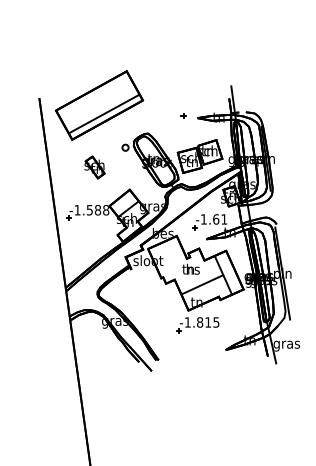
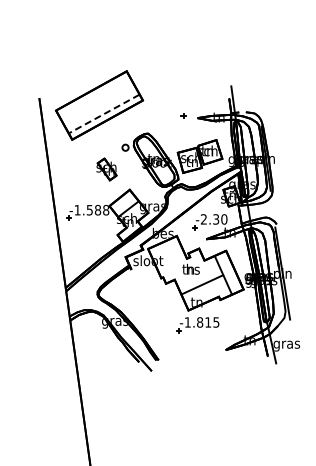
line: solid -> dashed (103, 114)
part position: (94, 167) -> (106, 169) (106, 169)
text: -1.61 -> -2.30 (213, 219)
